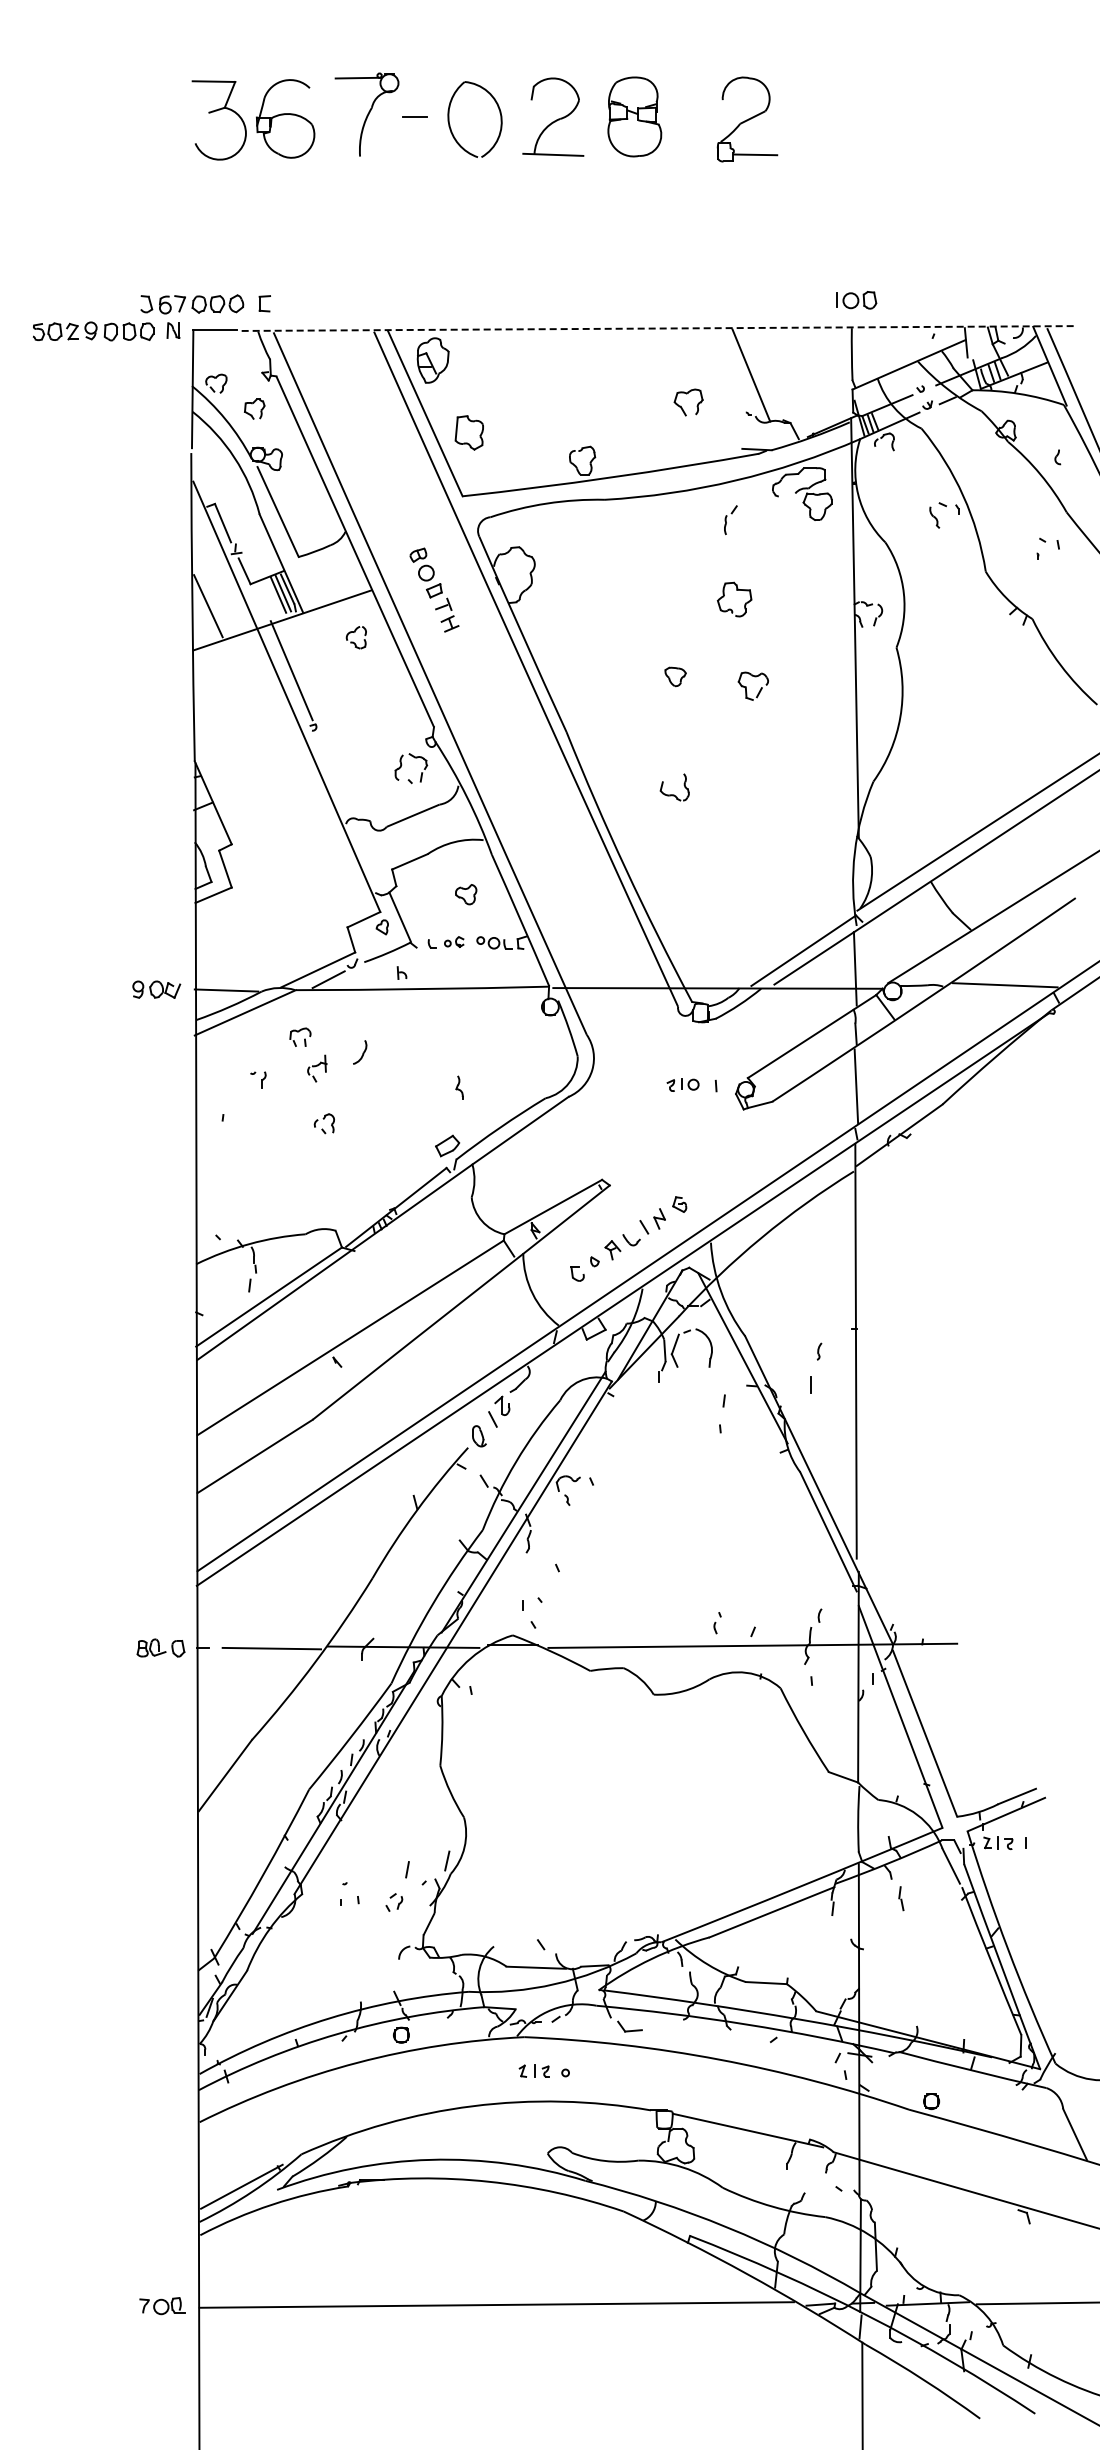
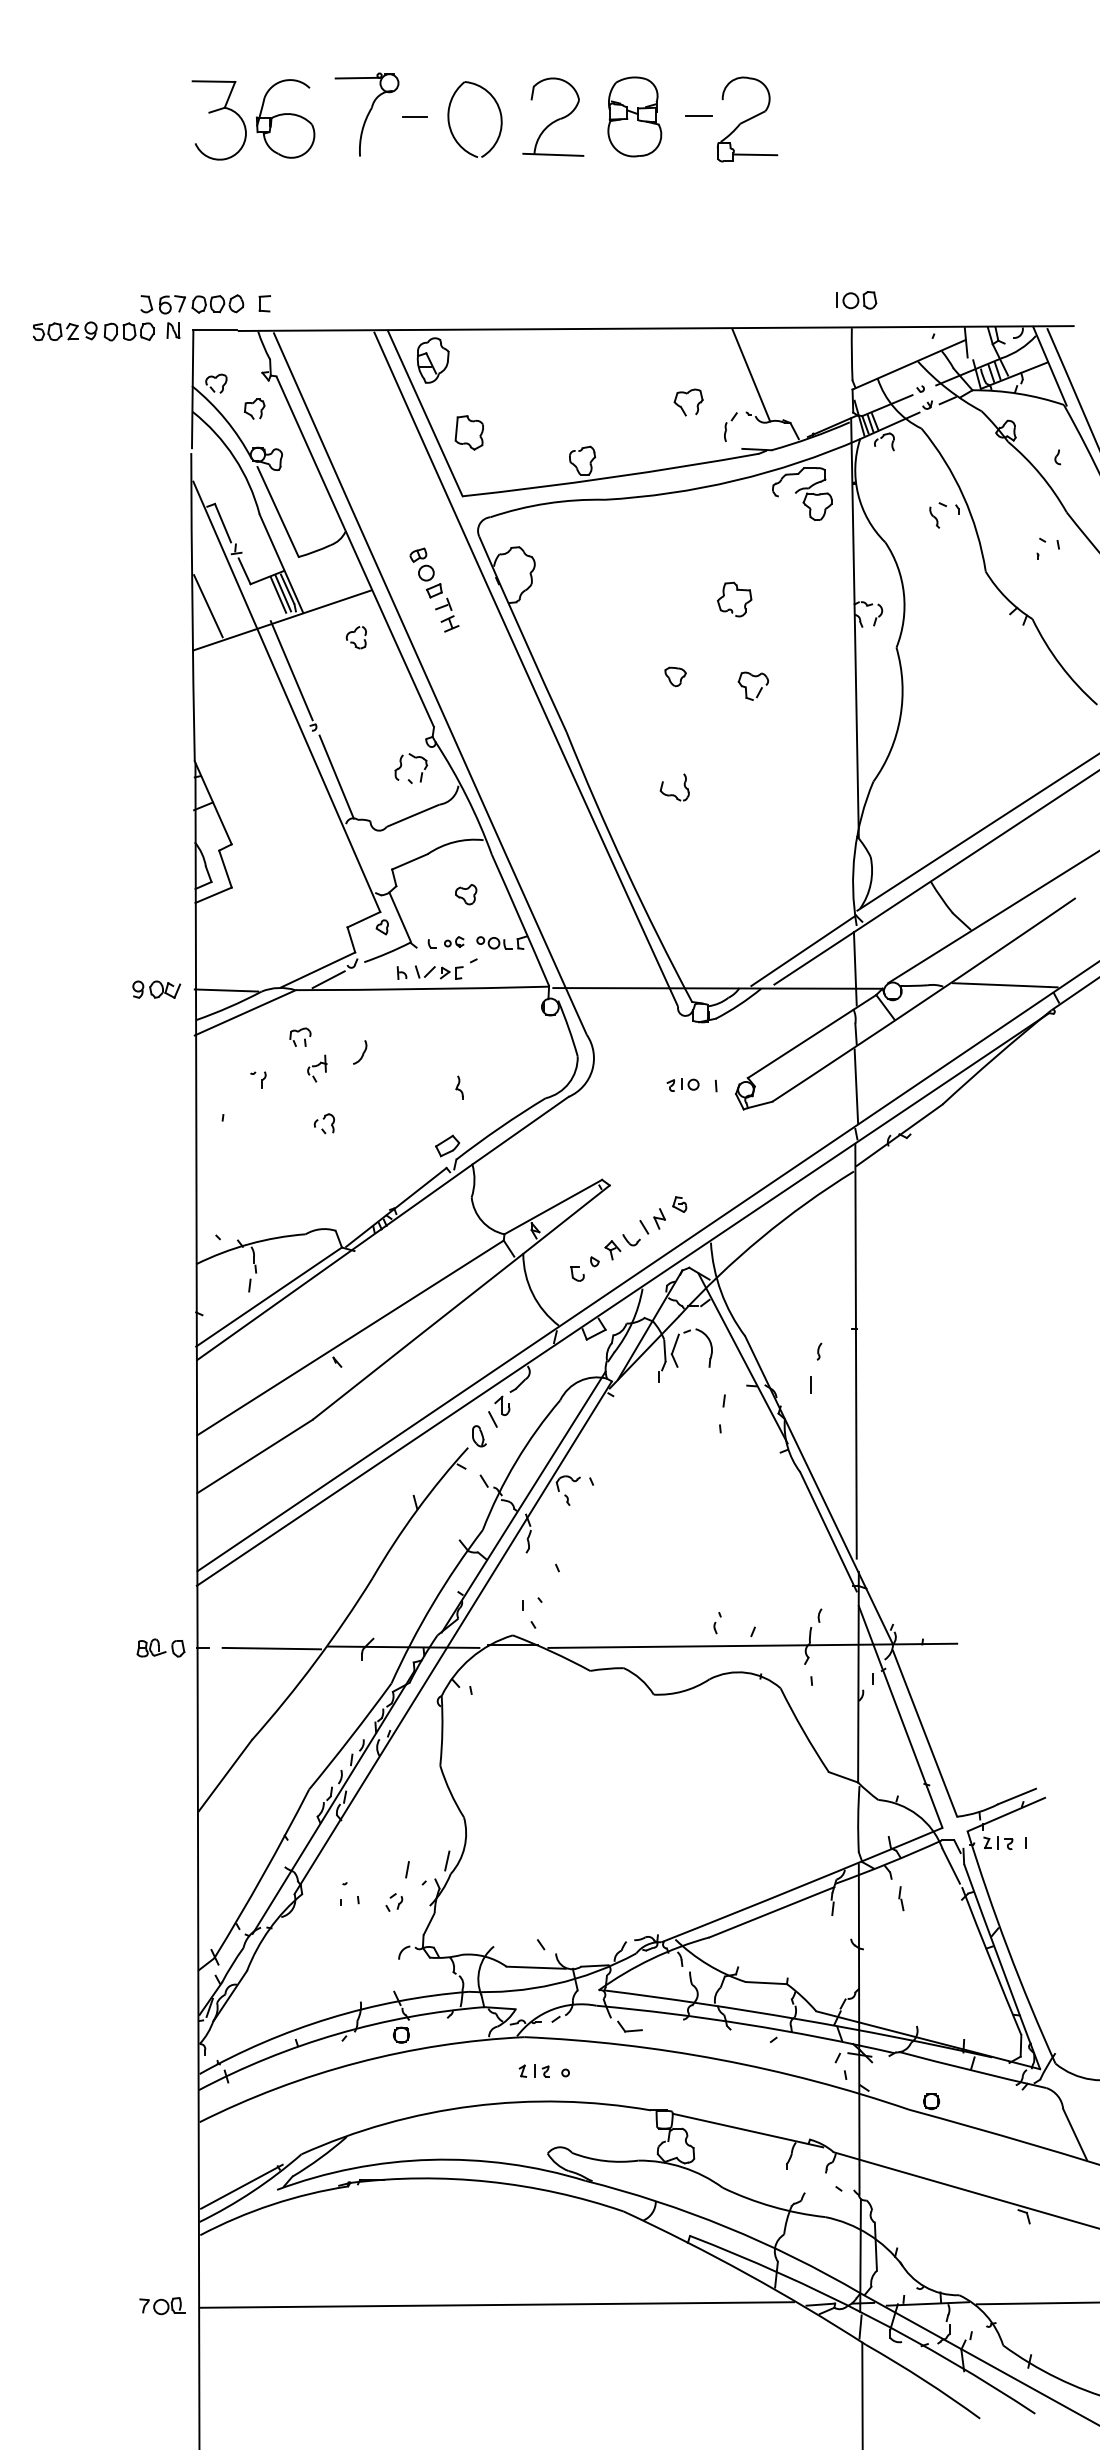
line: none -> present (698, 116)
line: dashed -> solid (655, 328)
part position: (730, 520) -> (730, 427) (730, 427)
line: none -> present (336, 776)
part: none -> present (446, 968)
